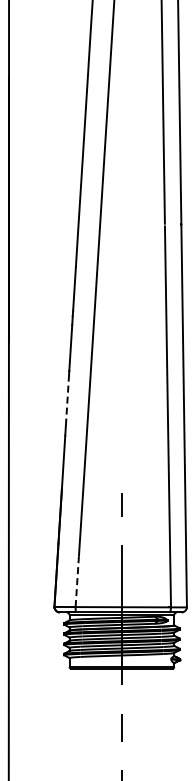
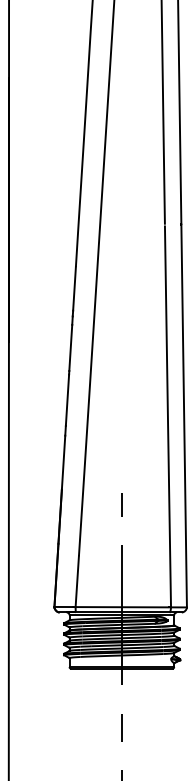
line: dashed -> solid (67, 400)
line: dashed -> solid (77, 581)
